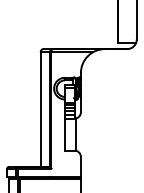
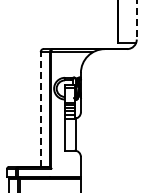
line: solid -> dashed (136, 20)
line: solid -> dashed (40, 109)
